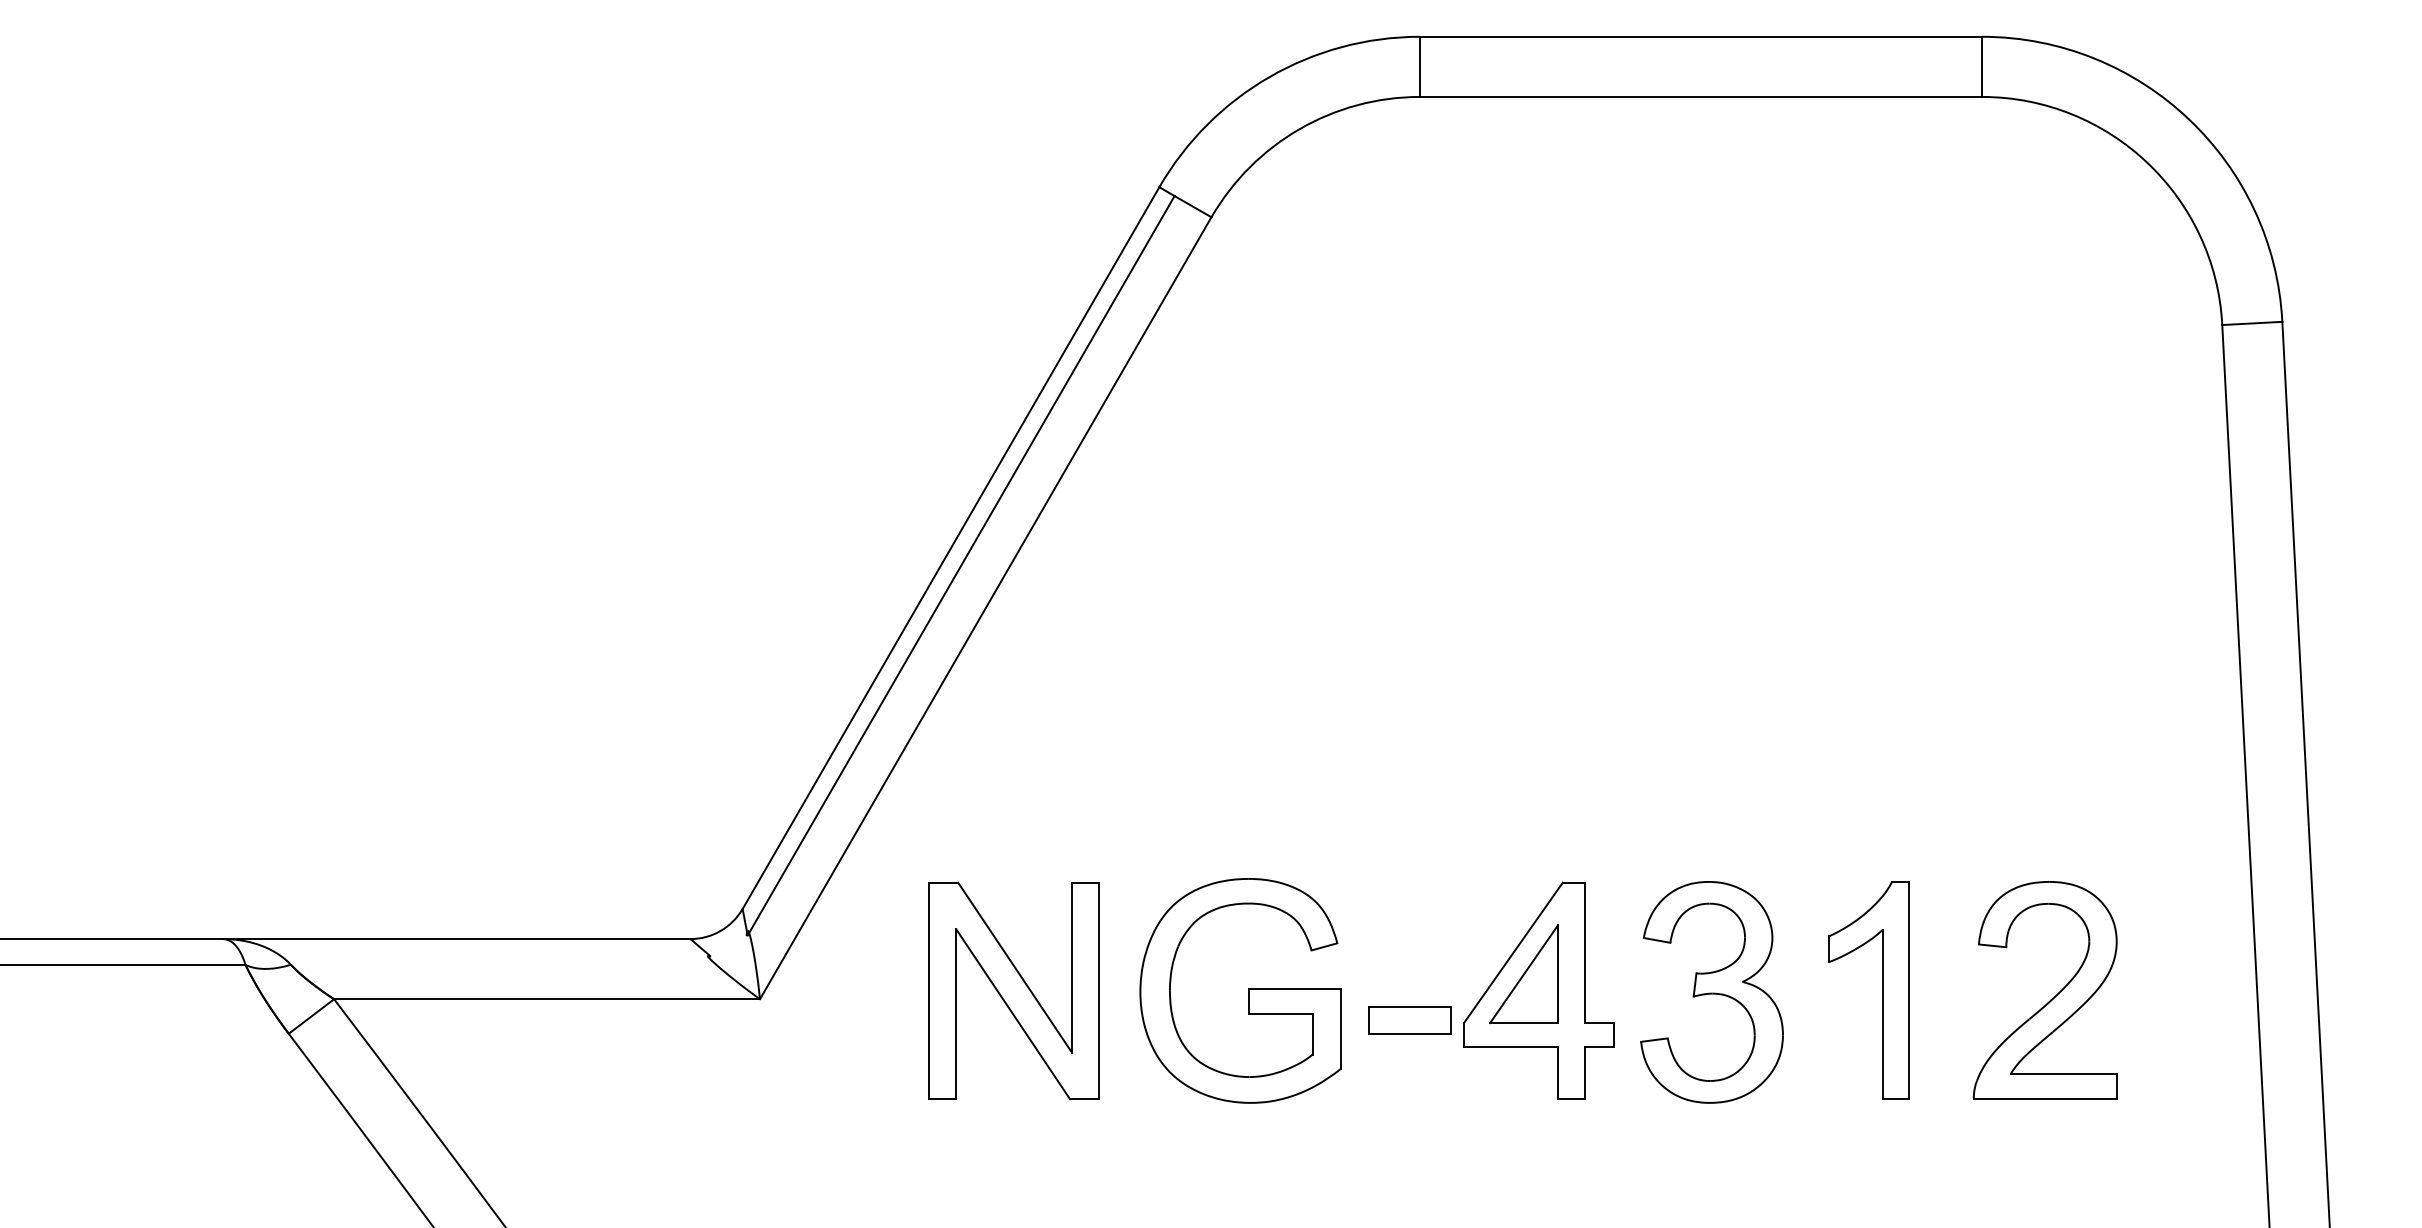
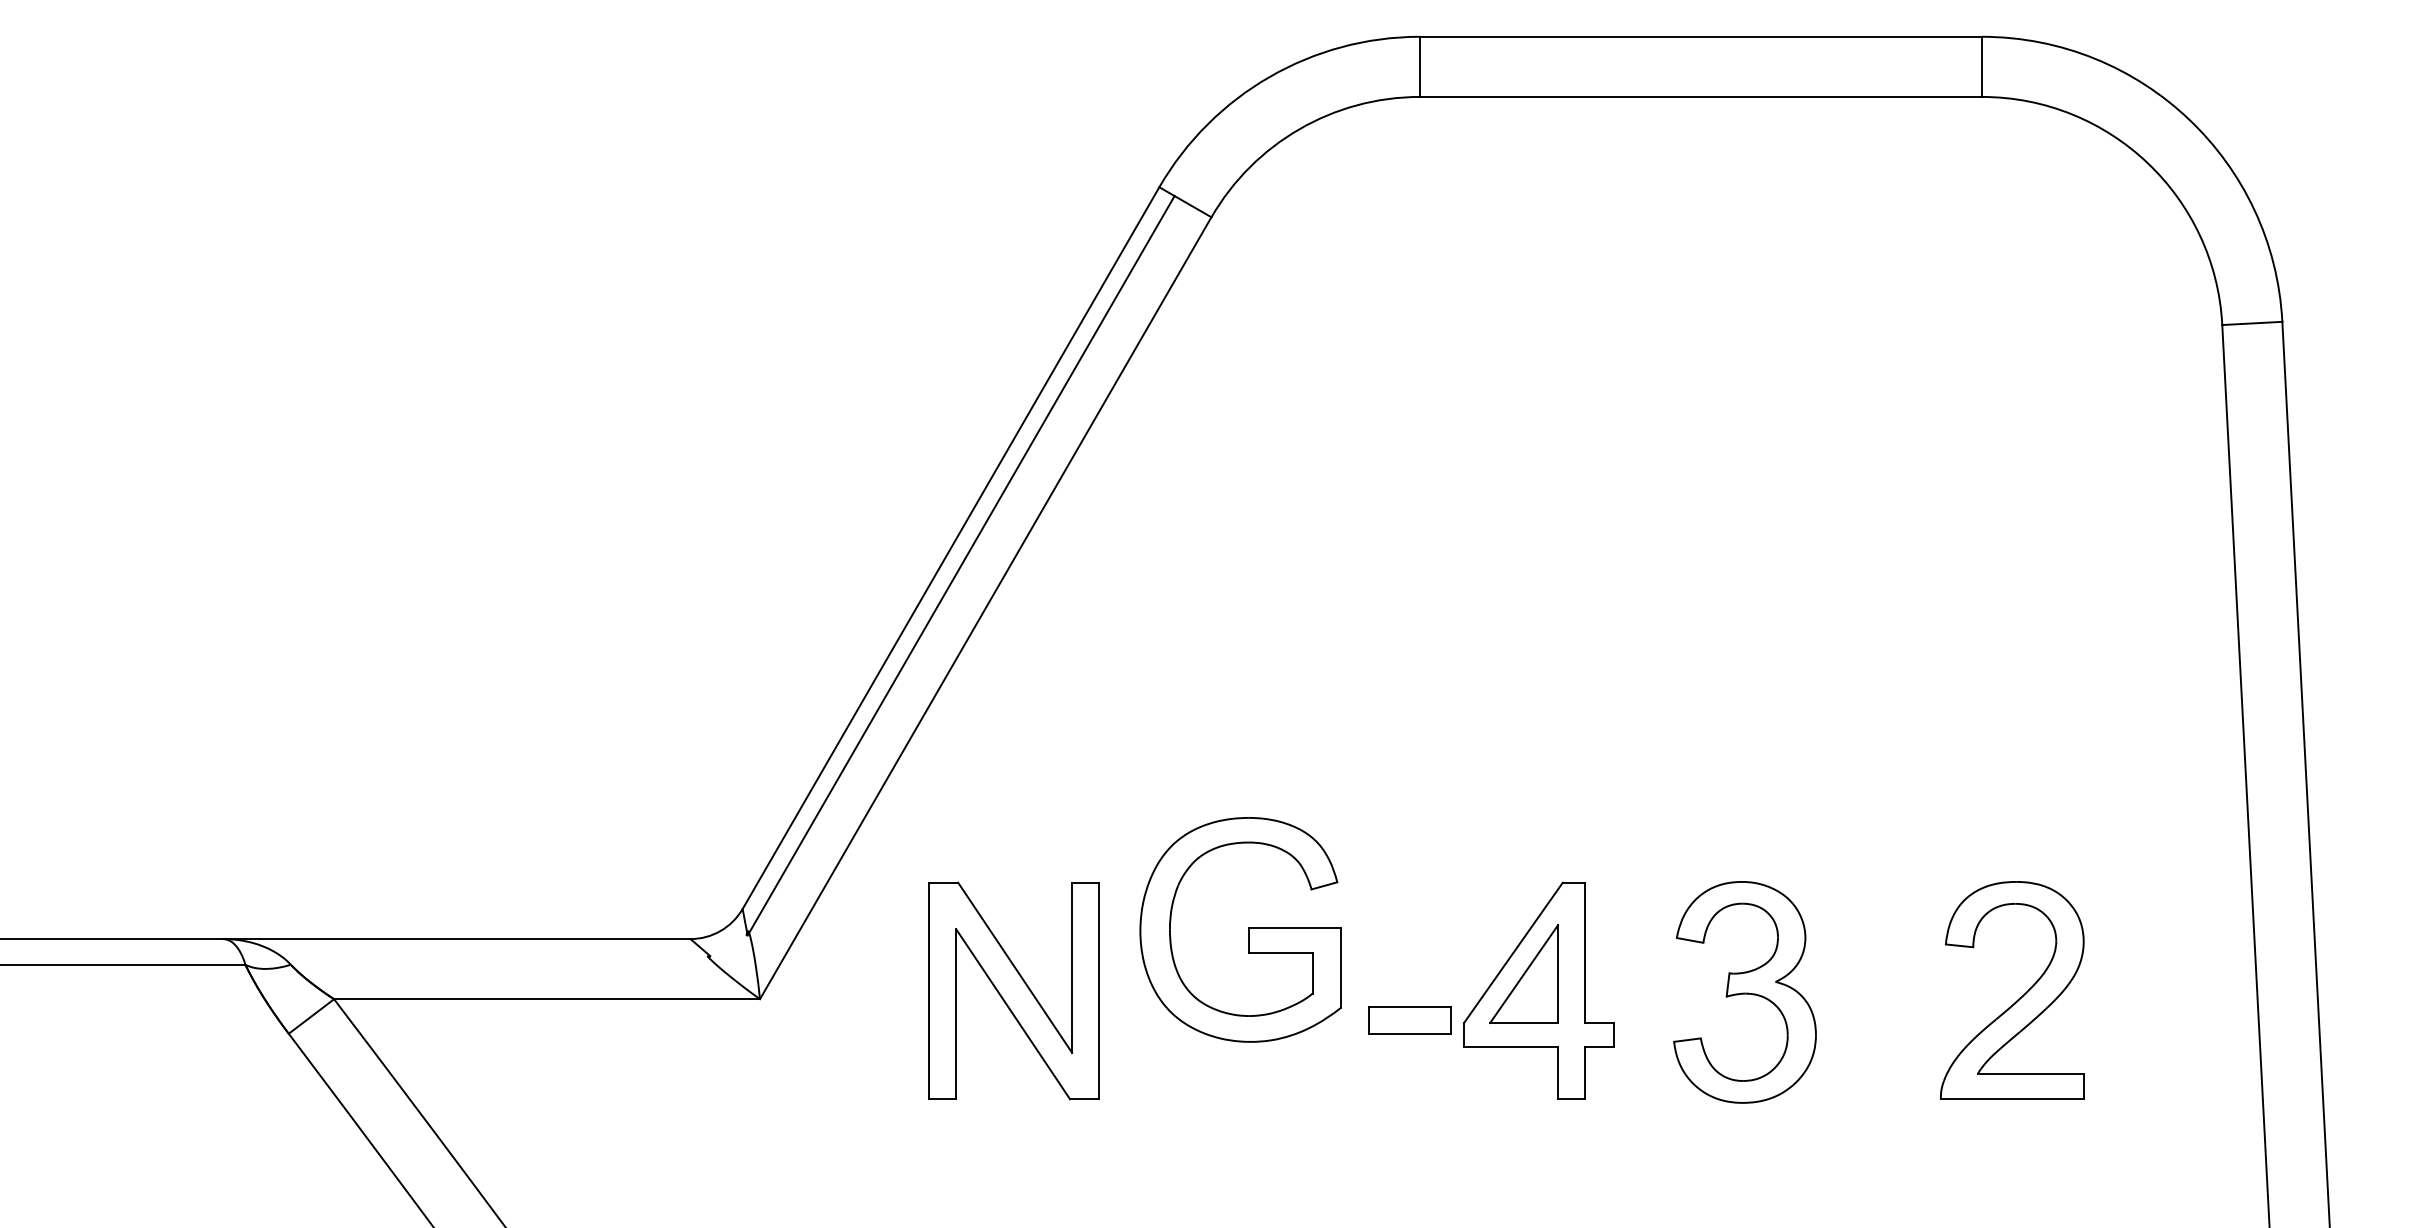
part position: (1248, 990) -> (1248, 929) (1248, 929)
part: present -> none (1882, 990)
part position: (1711, 992) -> (1744, 992) (1744, 992)
part position: (2052, 997) -> (2019, 997) (2019, 997)
